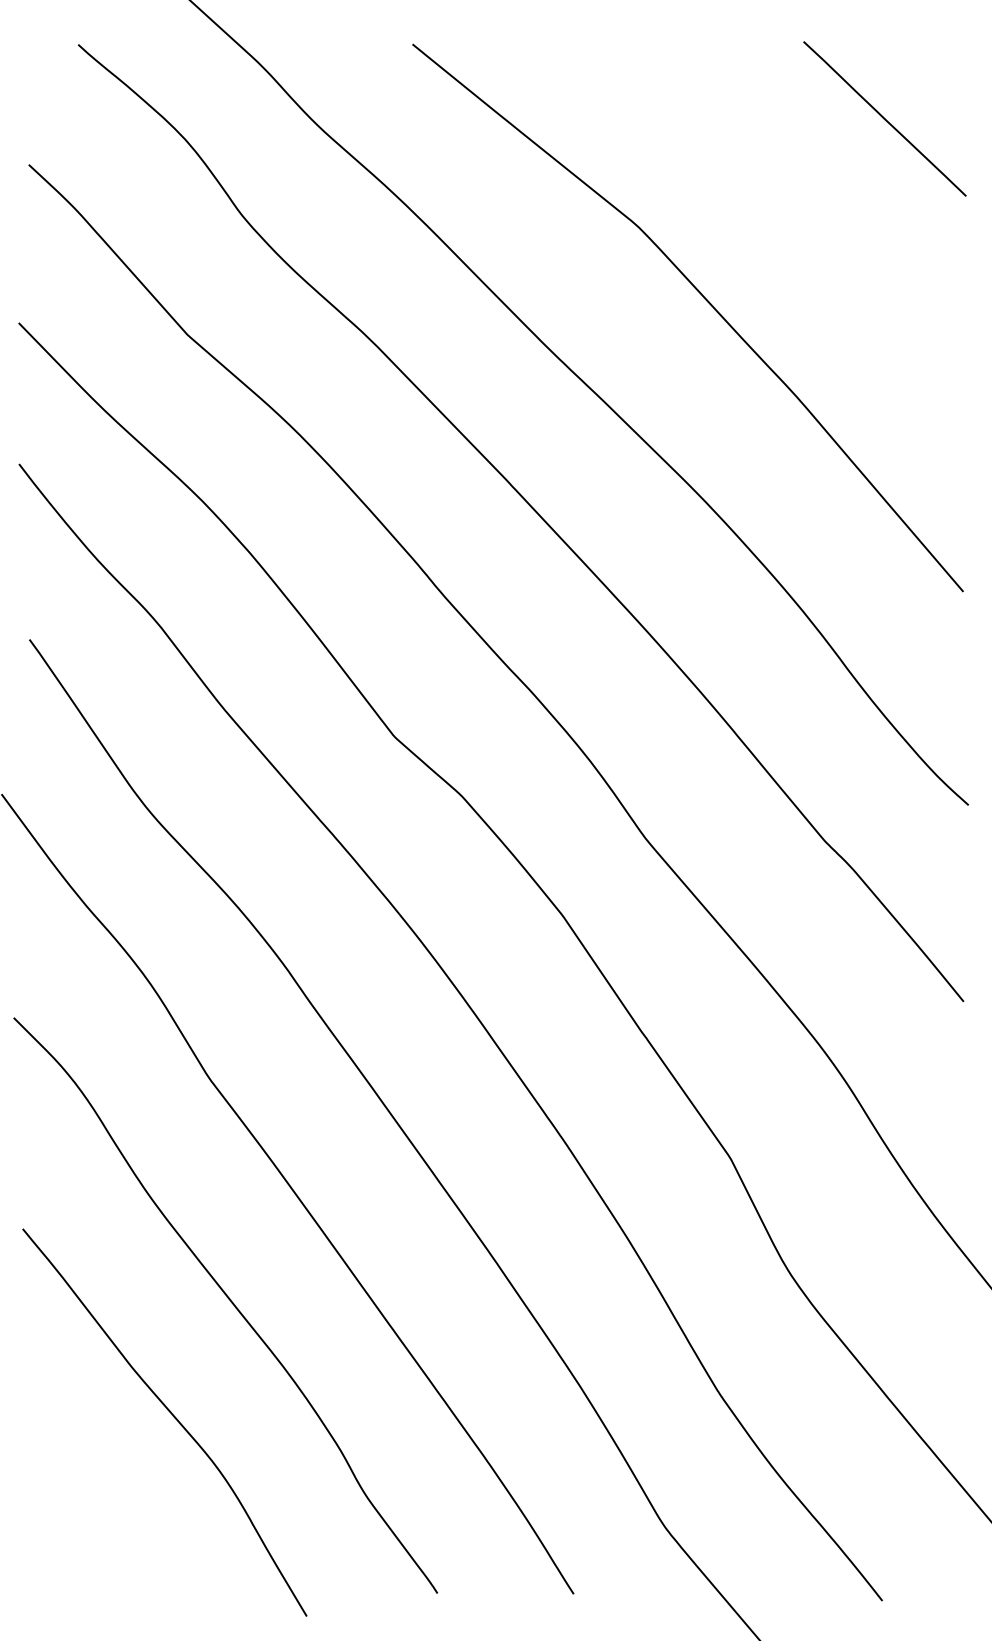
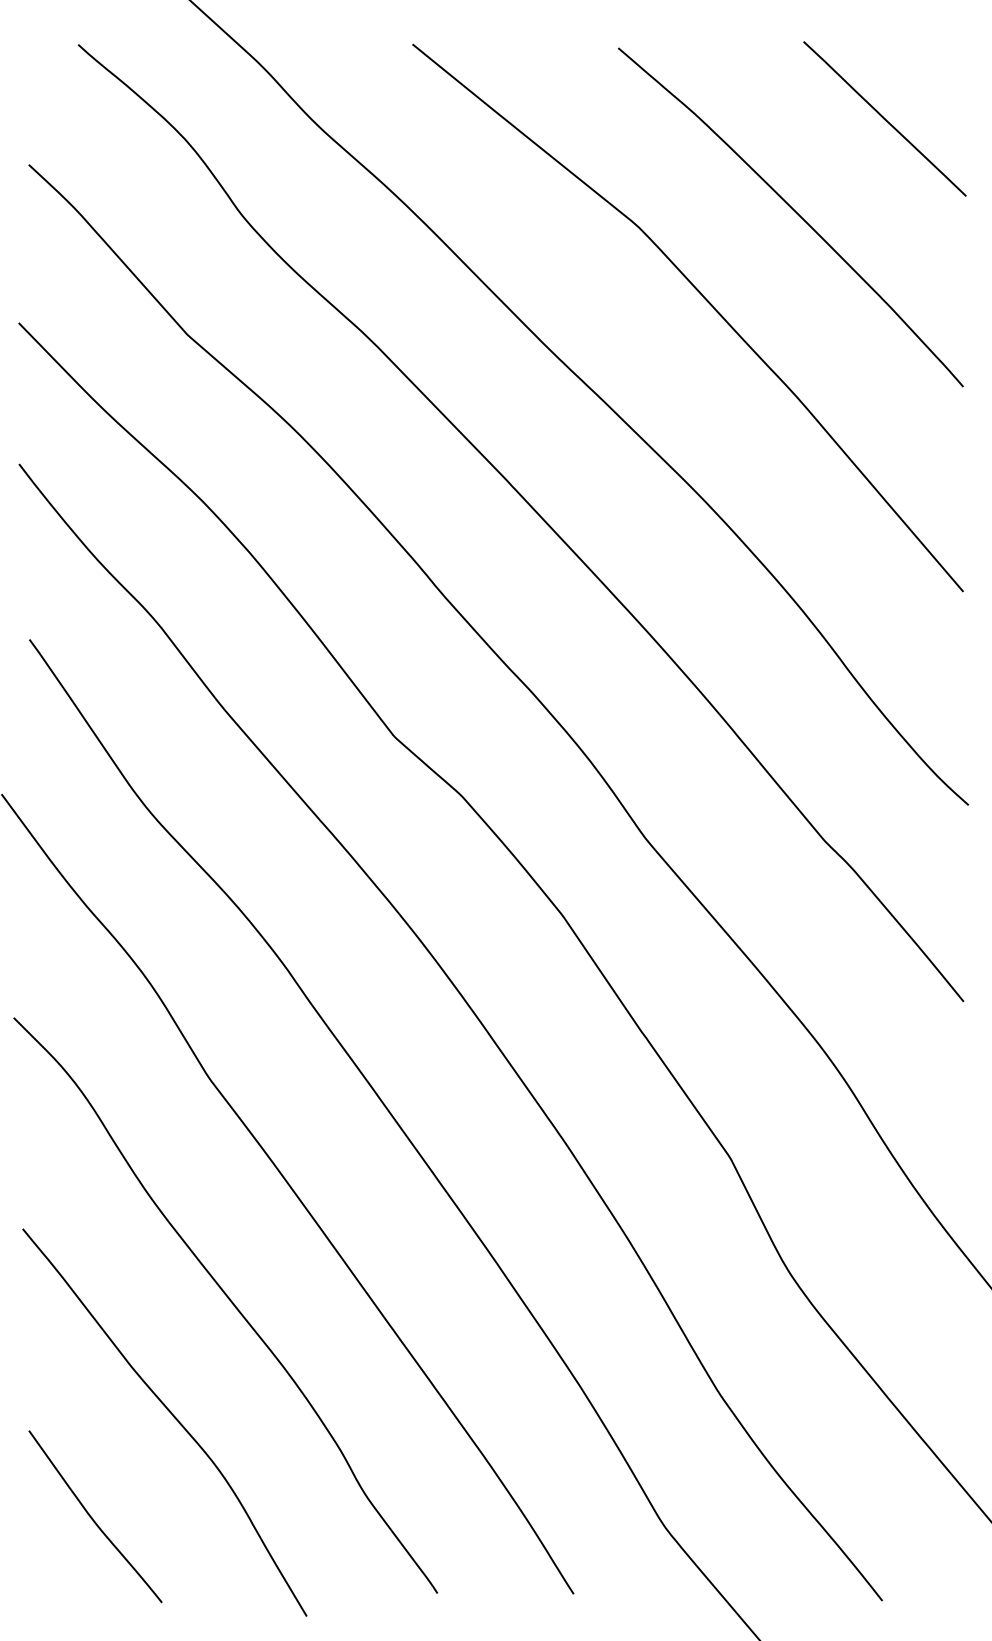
curve: none -> present (795, 212)
curve: none -> present (93, 1518)
